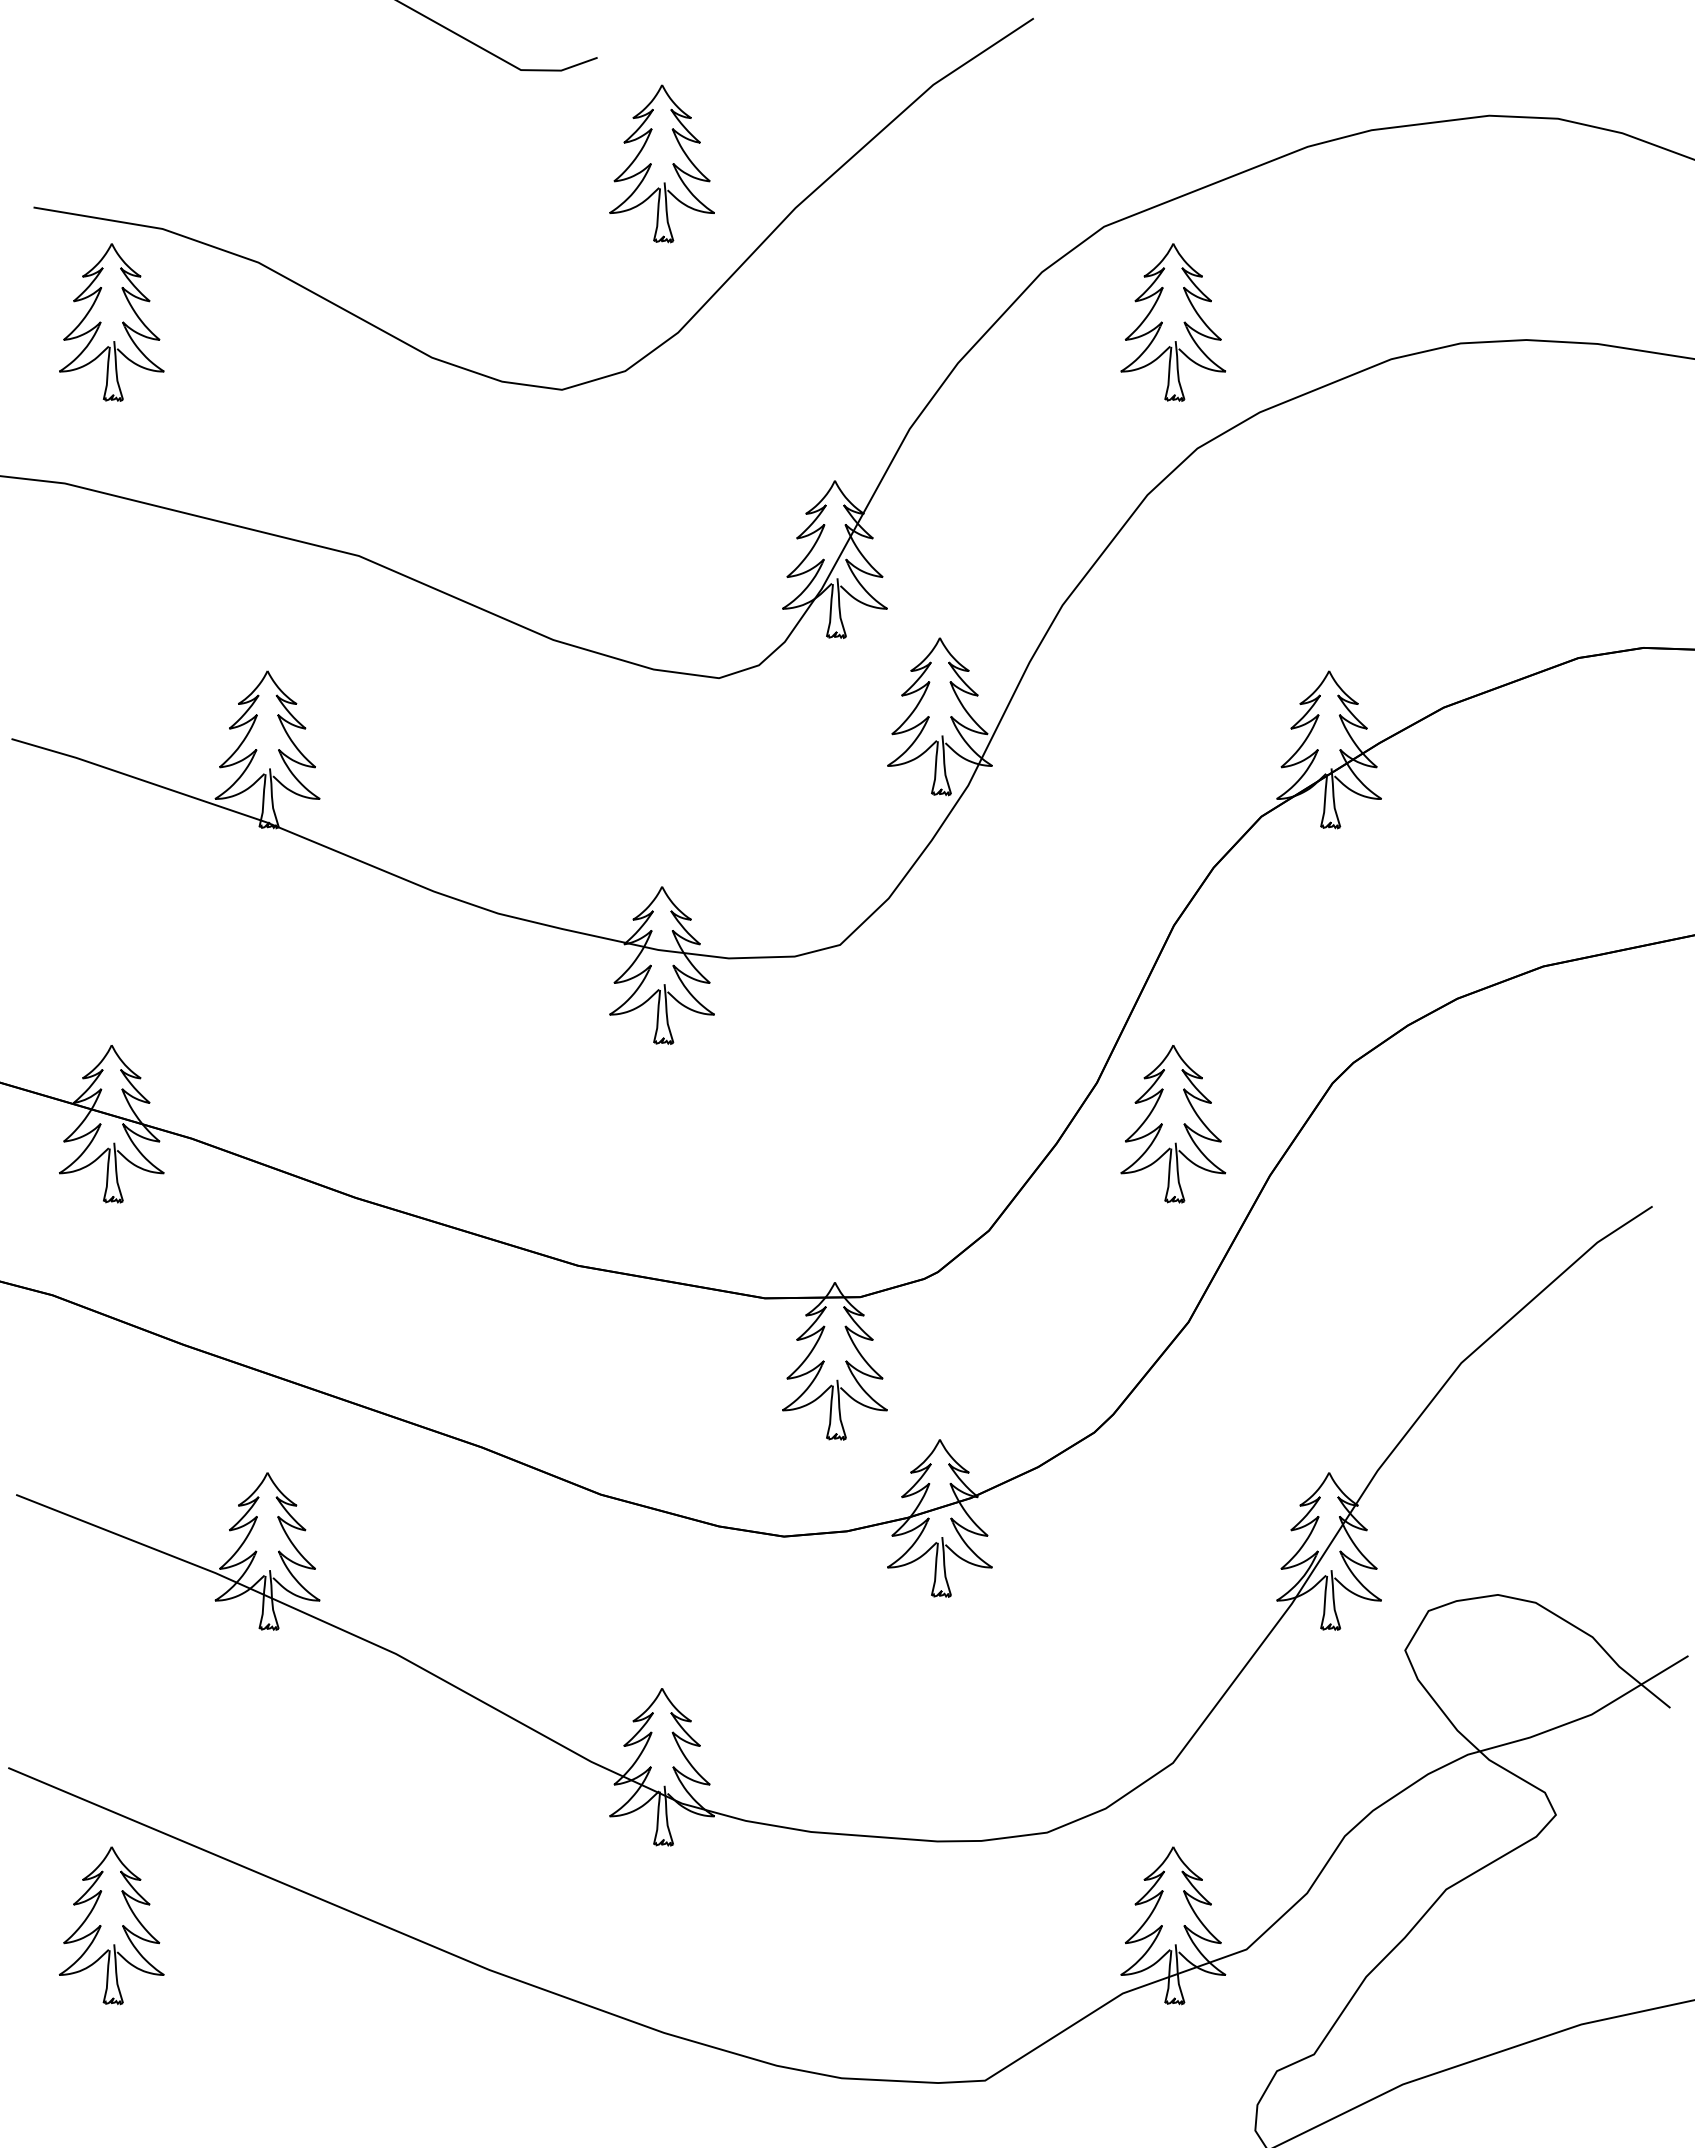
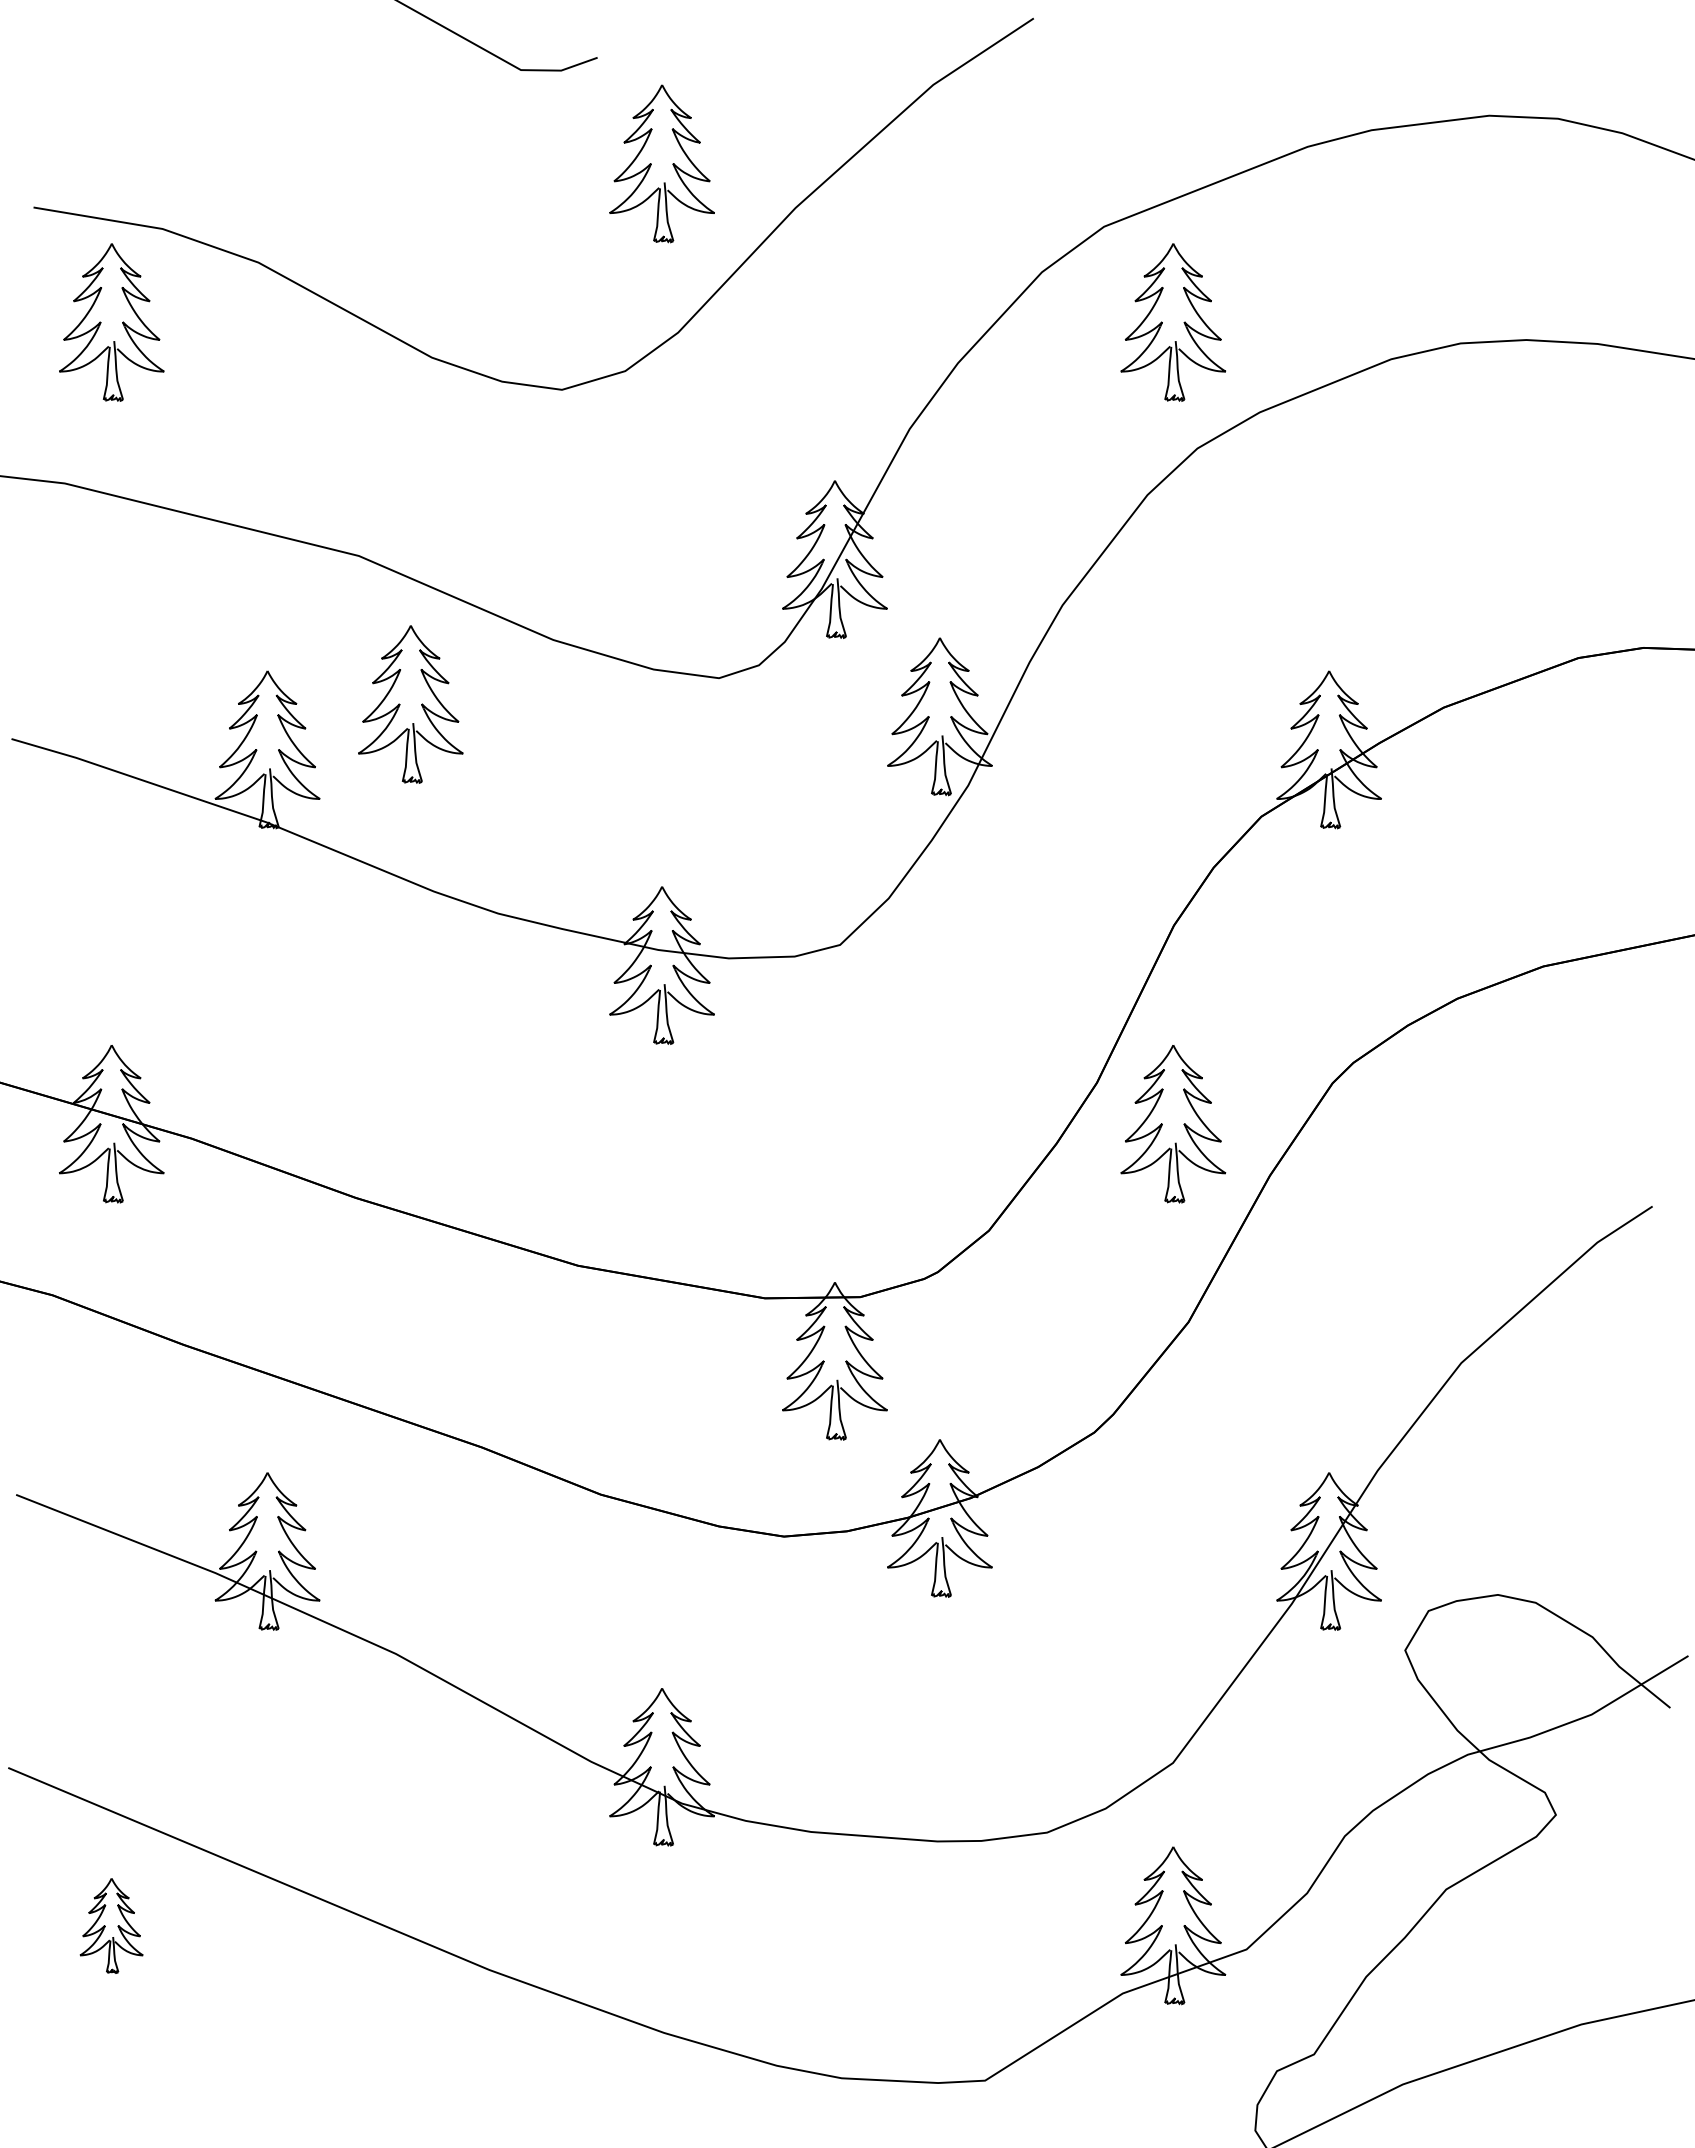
part: none -> present (410, 704)
part size: 107x160 px -> 65x96 px (111, 1925)
